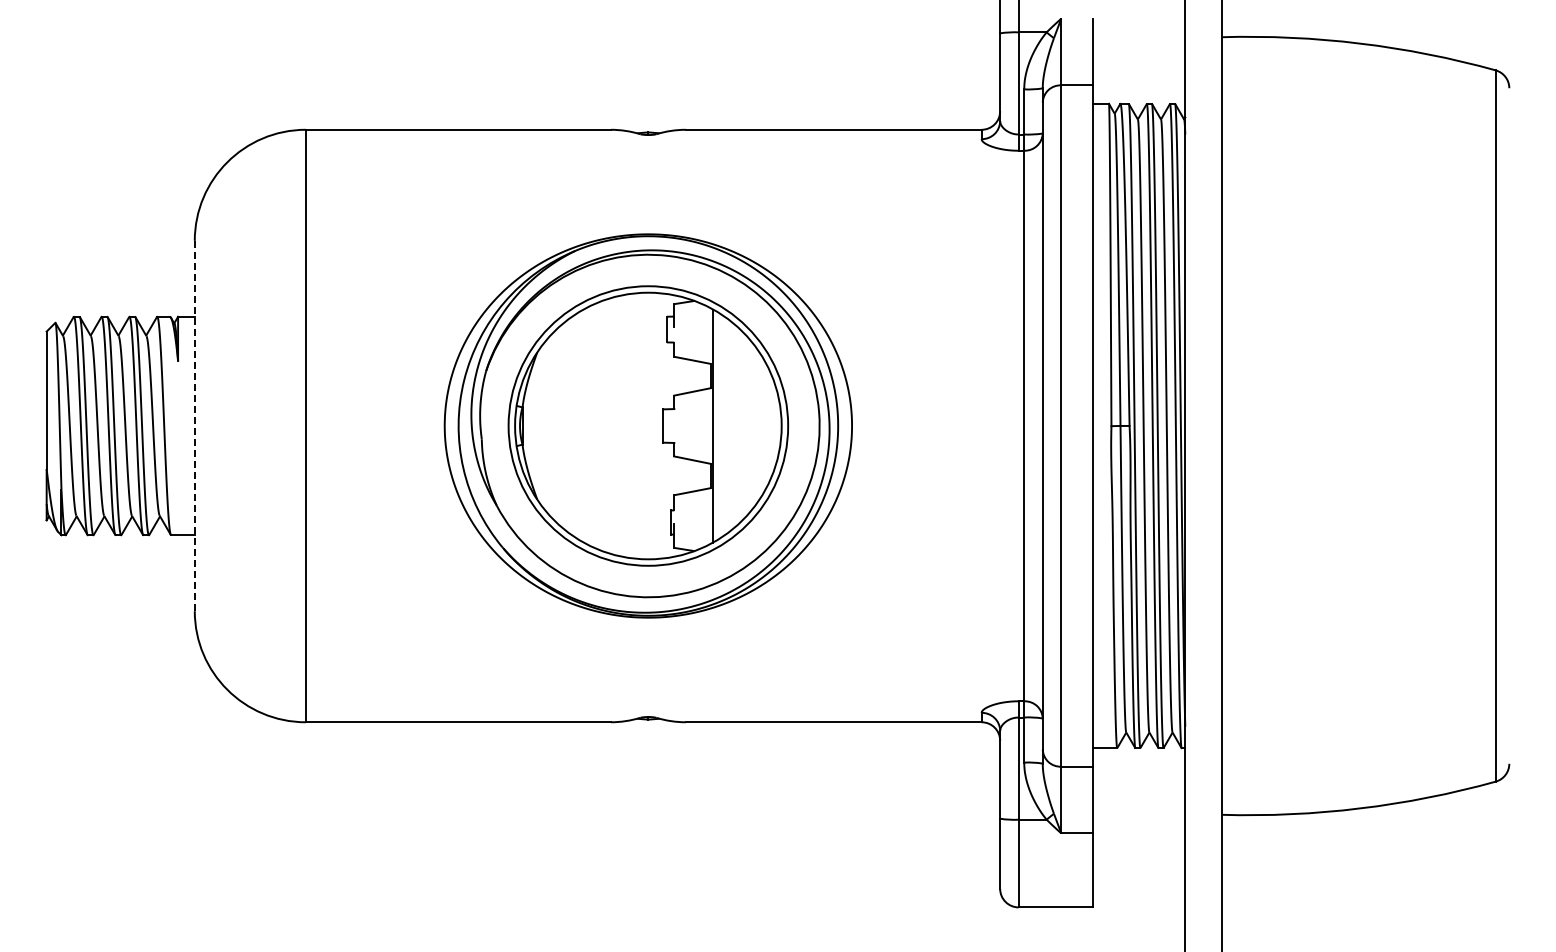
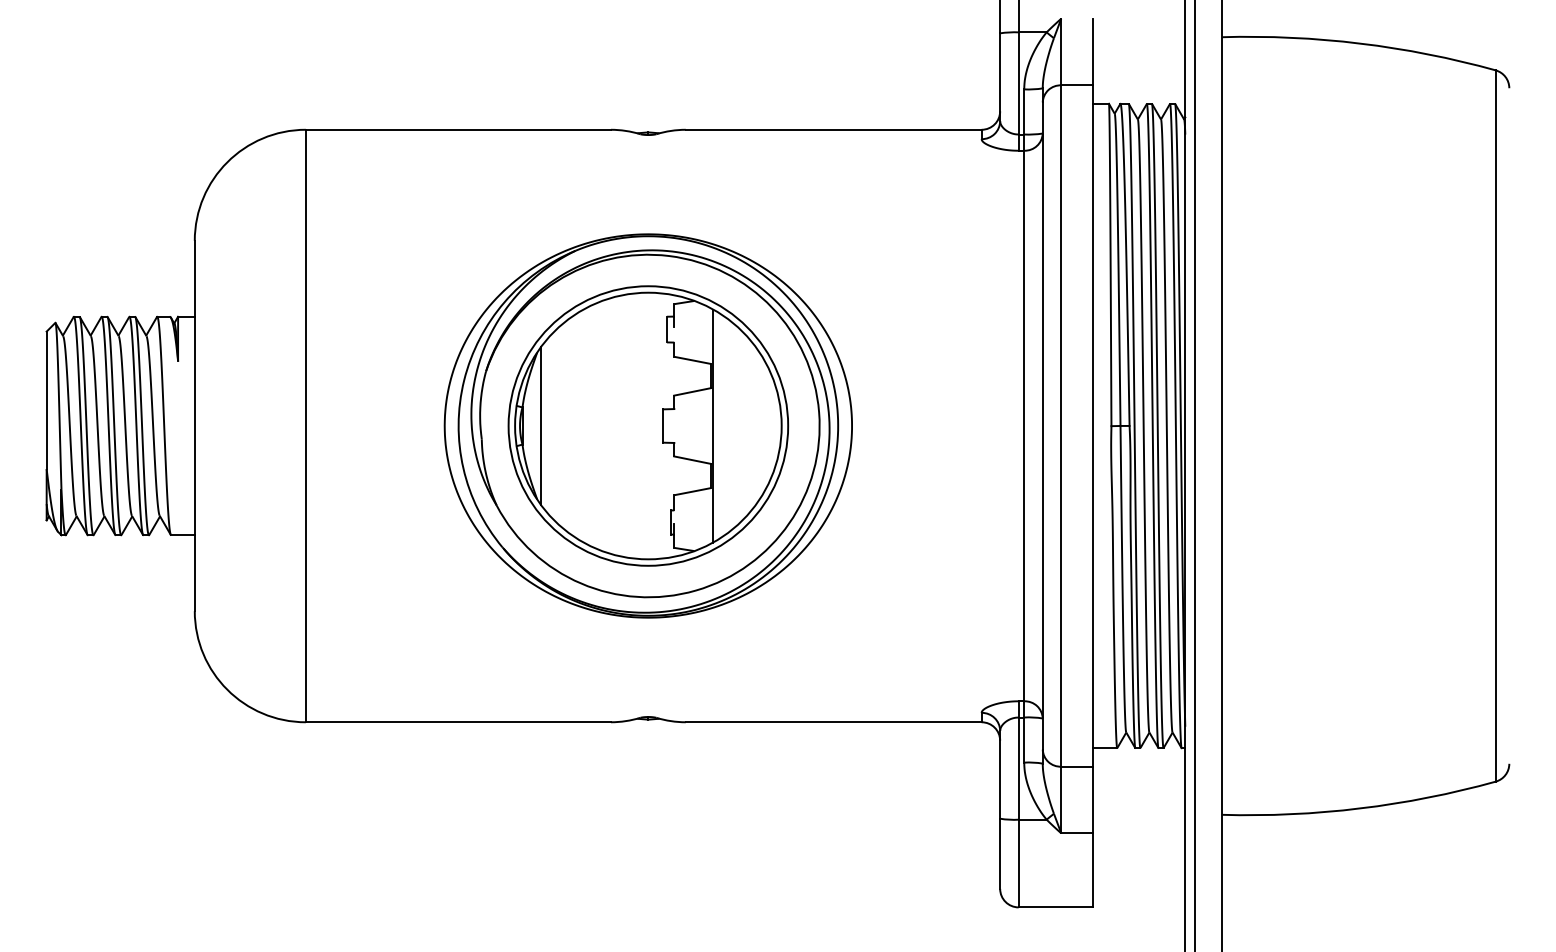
line: dashed -> solid (194, 425)
line: none -> present (541, 426)
line: none -> present (1194, 475)
